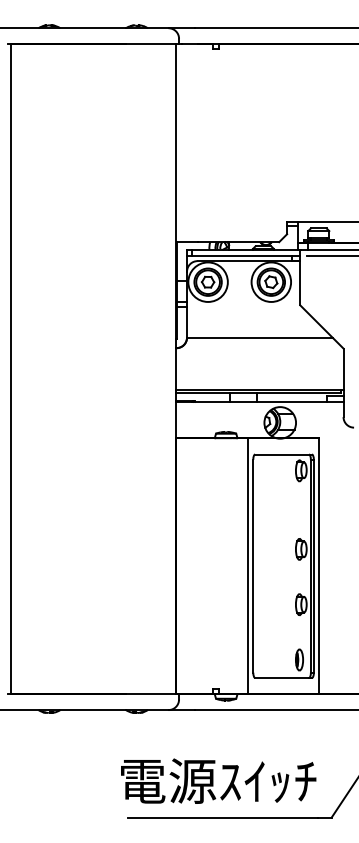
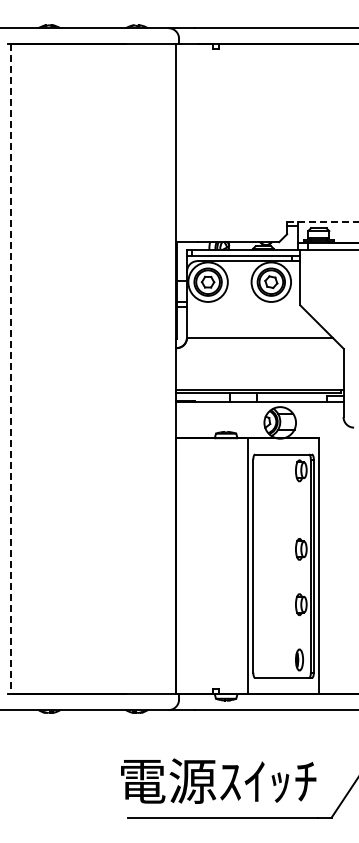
line: solid -> dashed (322, 221)
line: present -> none (330, 255)
line: solid -> dashed (10, 369)
